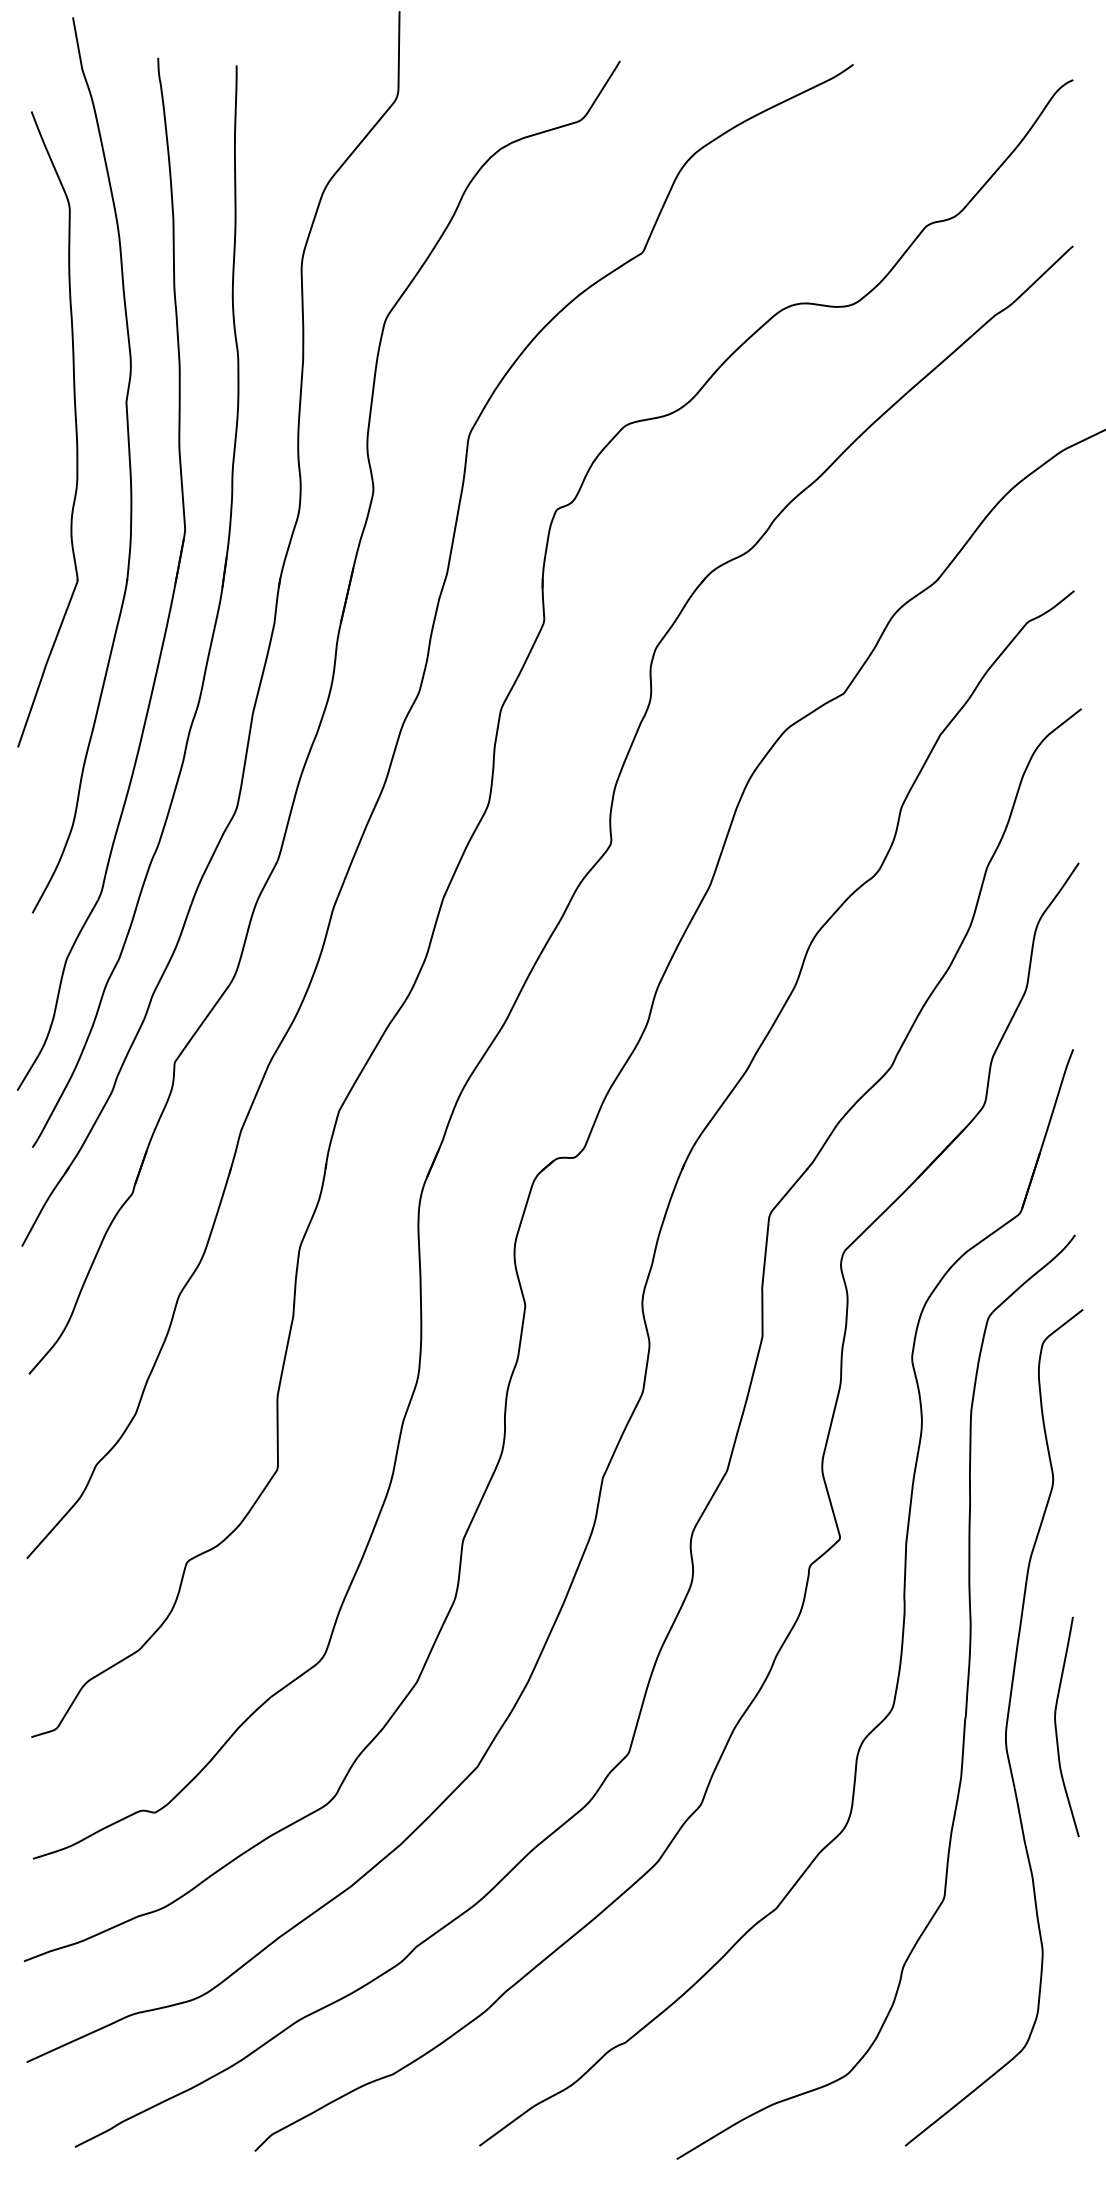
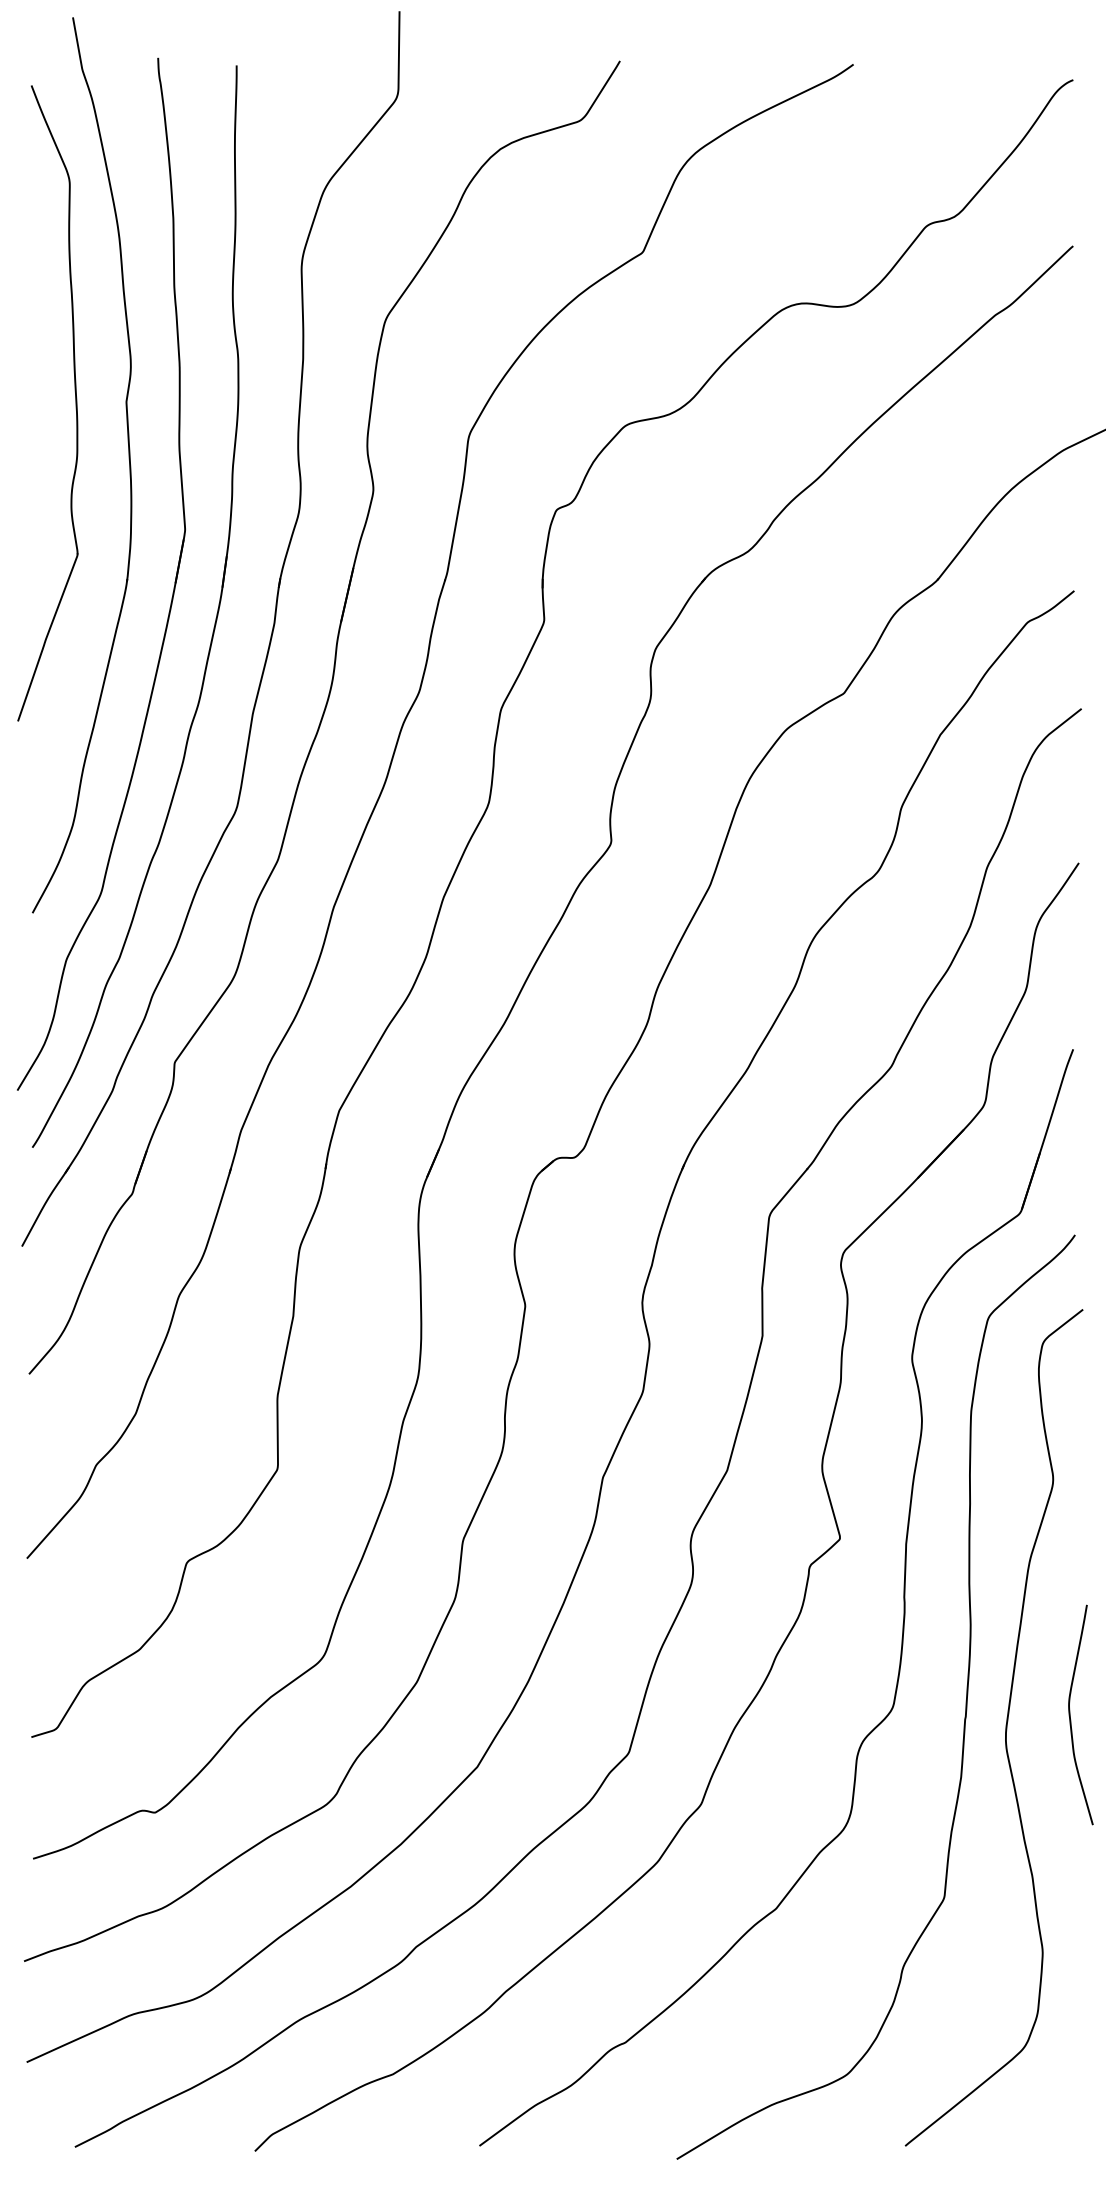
part position: (75, 429) -> (75, 403) (75, 403)
curve position: (1056, 1726) -> (1070, 1714) (1070, 1714)
